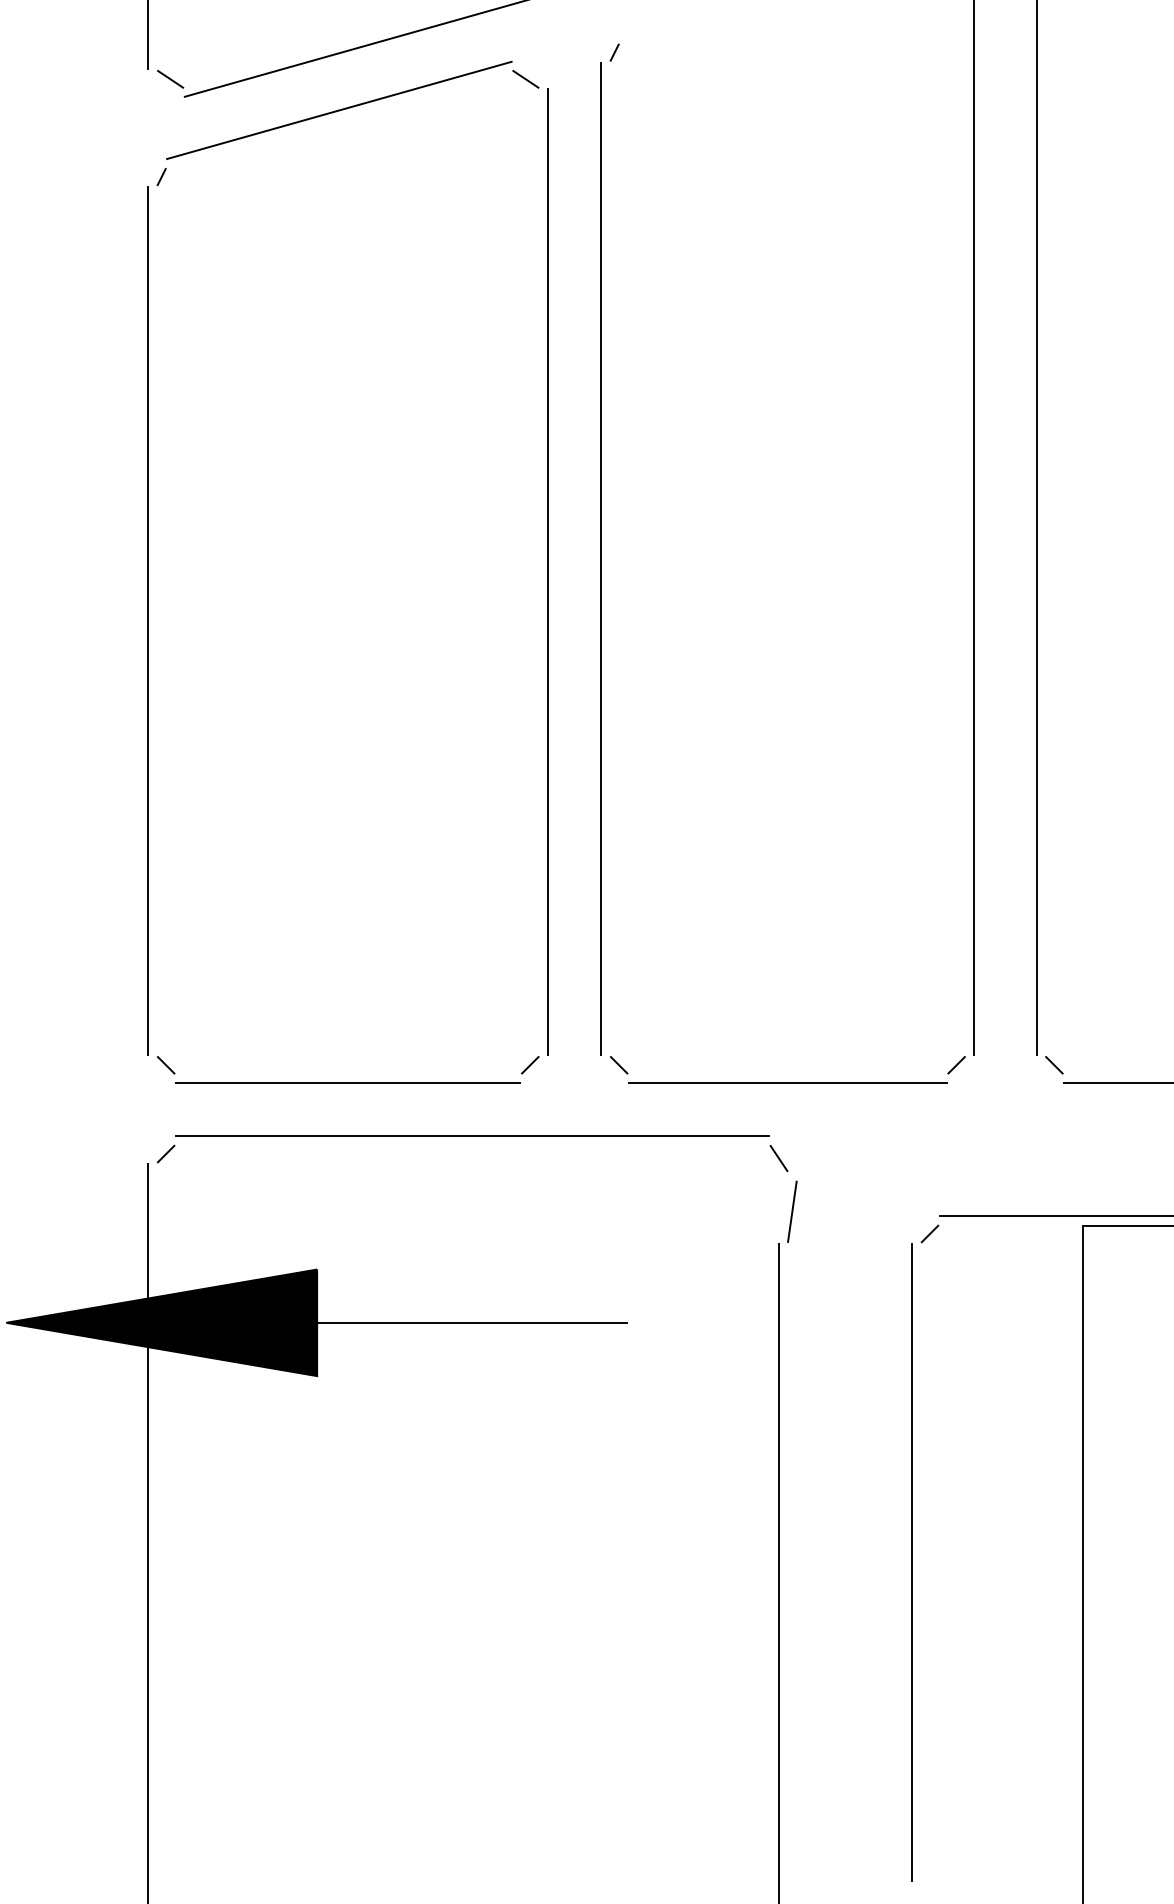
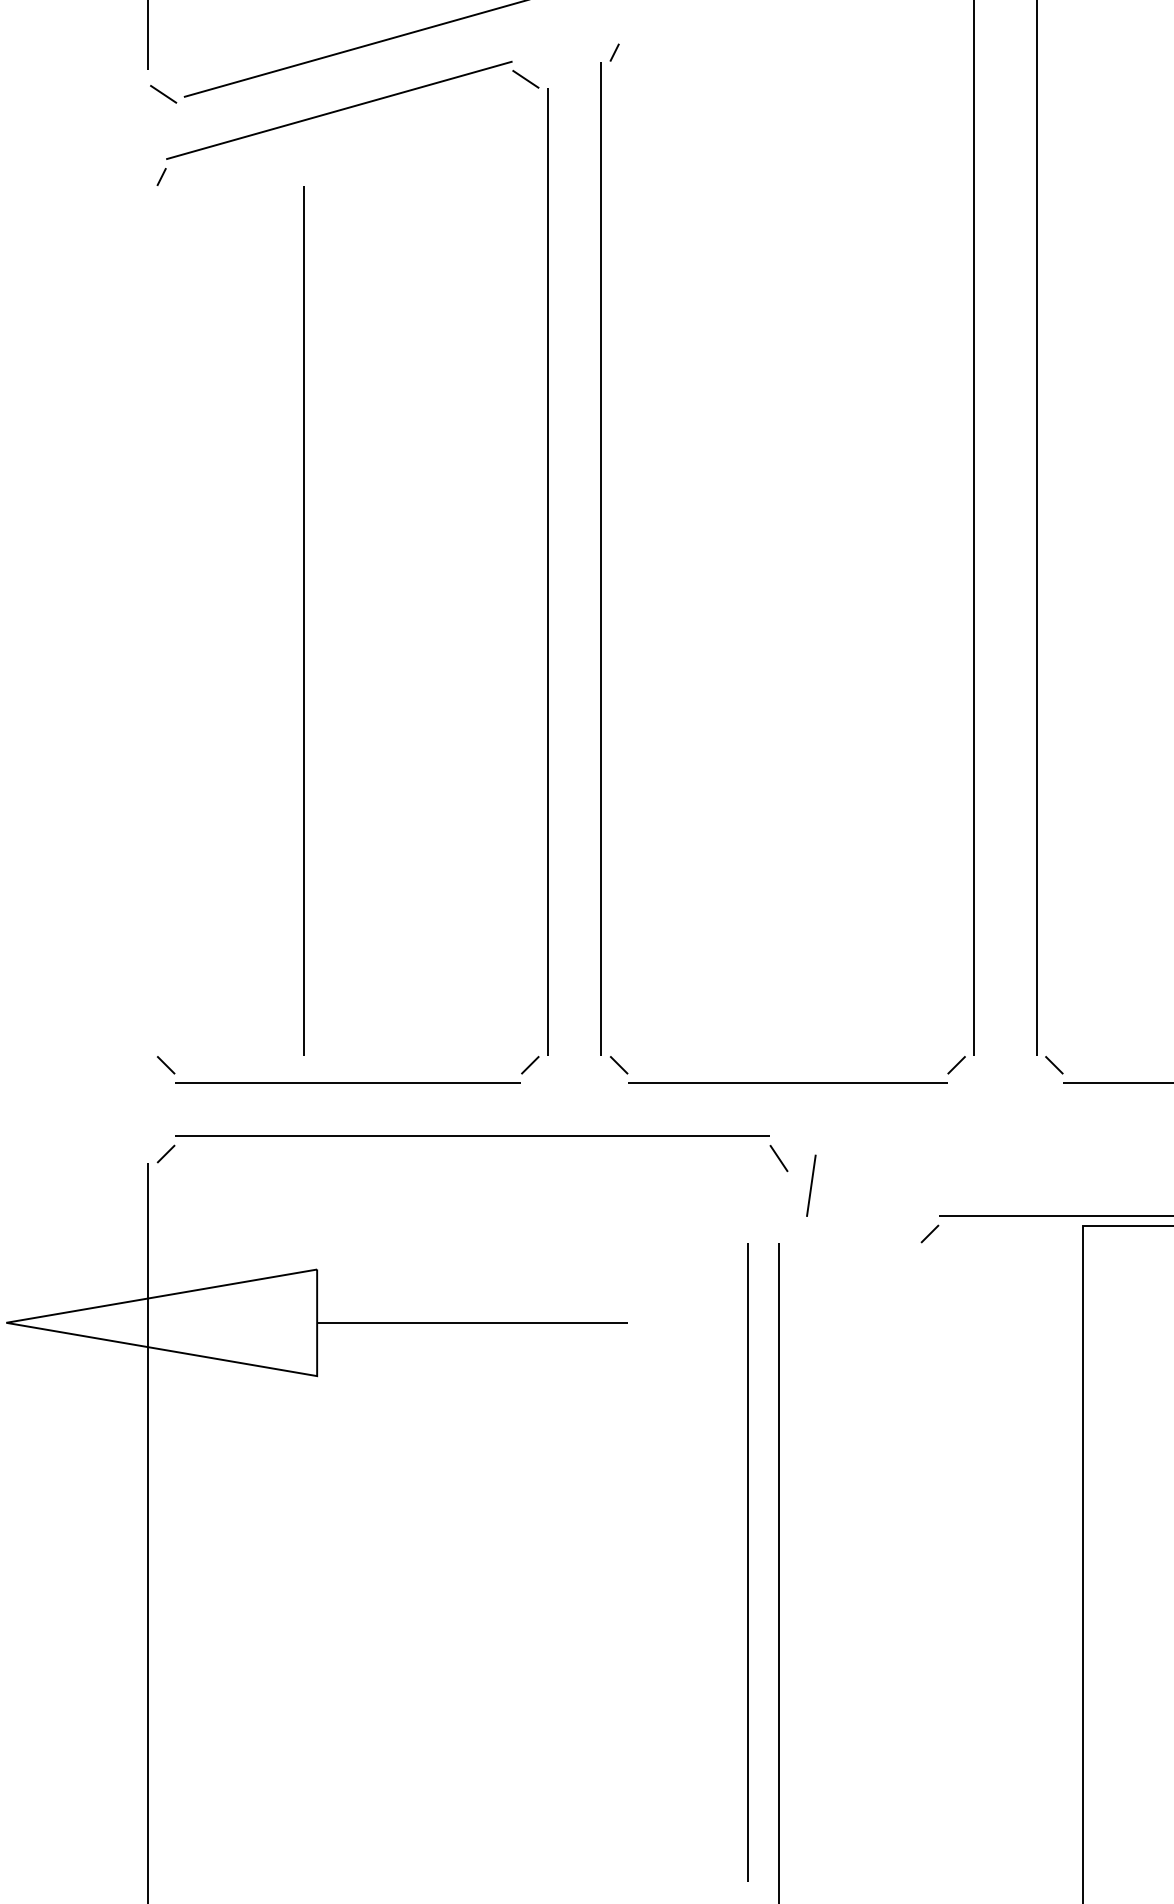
line position: (170, 79) -> (163, 94) (163, 94)
line position: (147, 620) -> (303, 620) (303, 620)
line position: (792, 1211) -> (811, 1185) (811, 1185)
fill: present -> none (161, 1322)
line position: (911, 1562) -> (747, 1562) (747, 1562)
